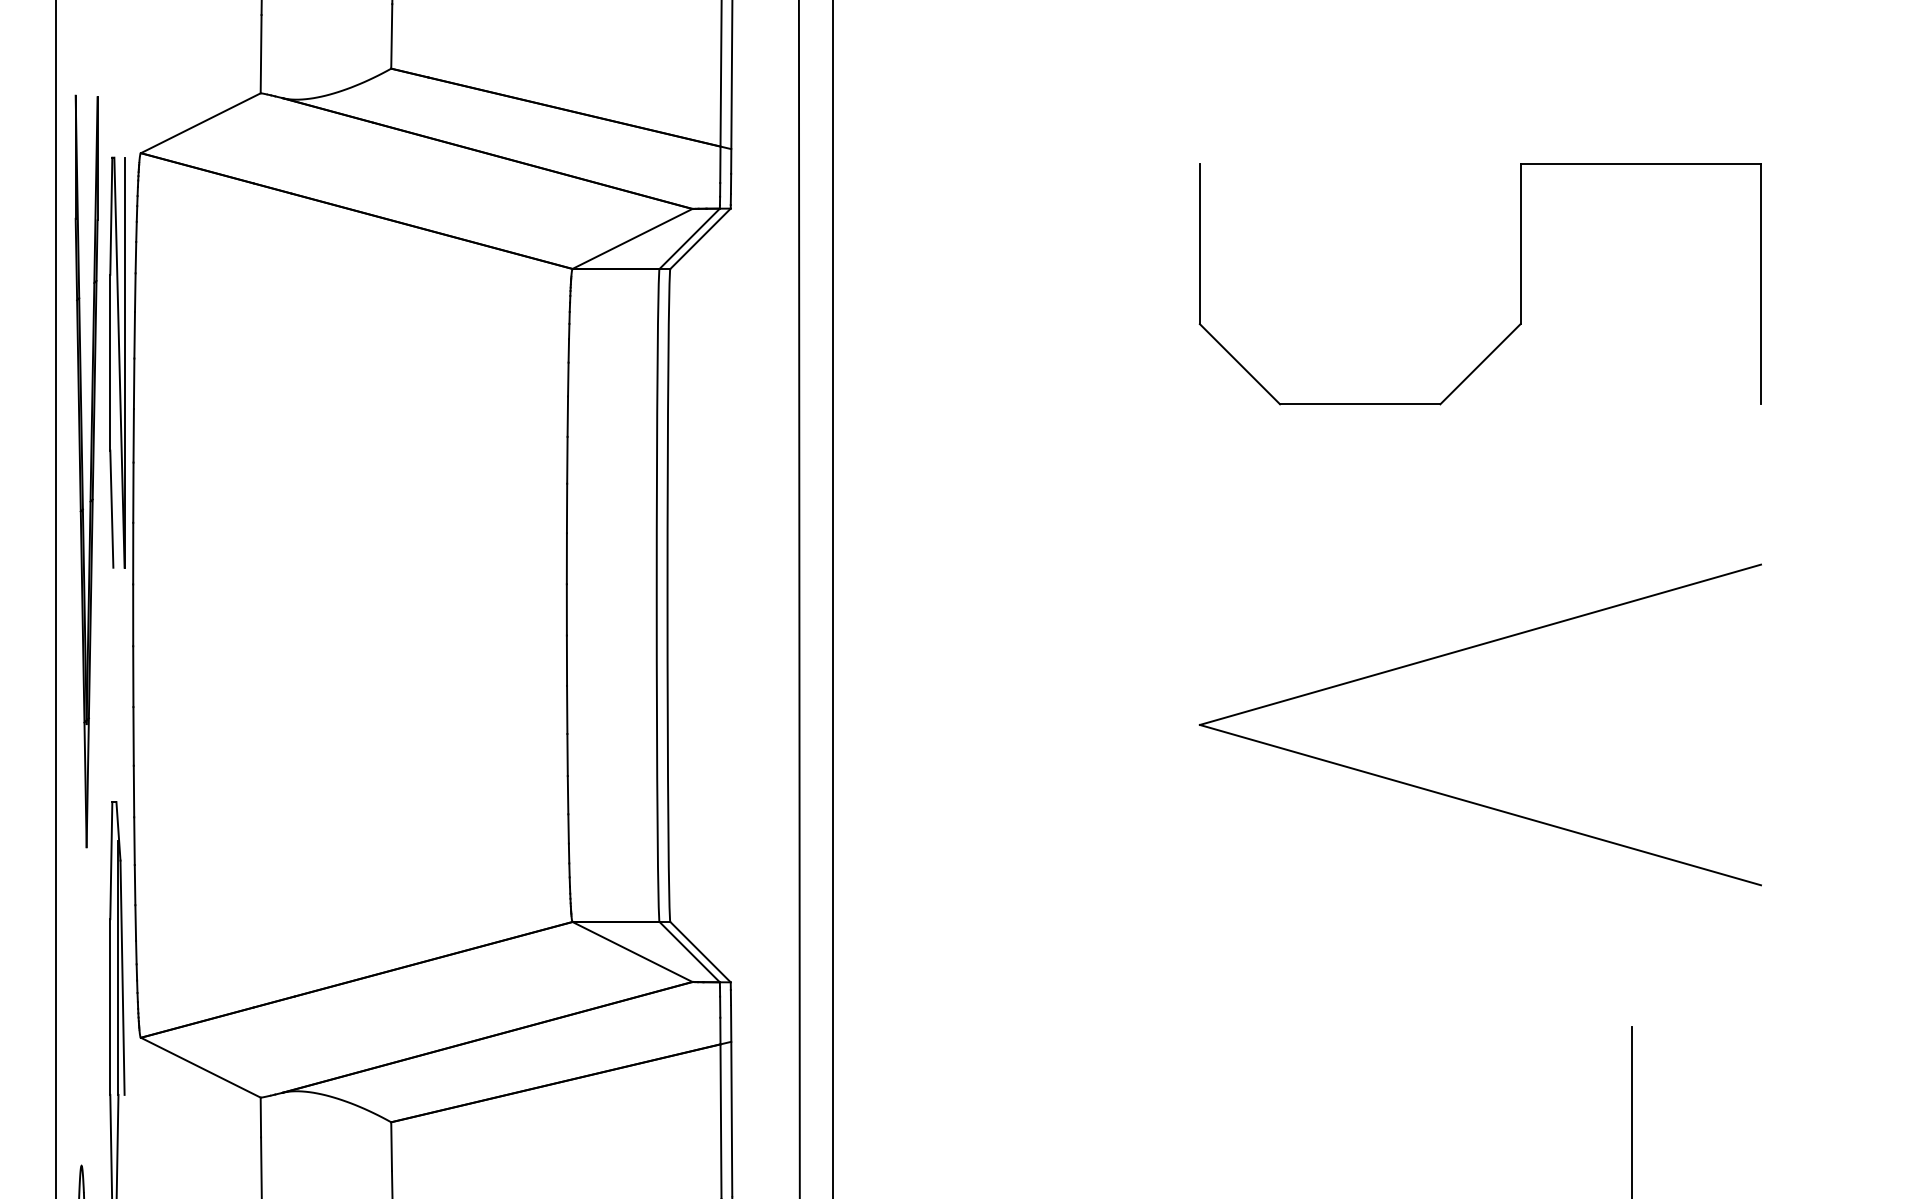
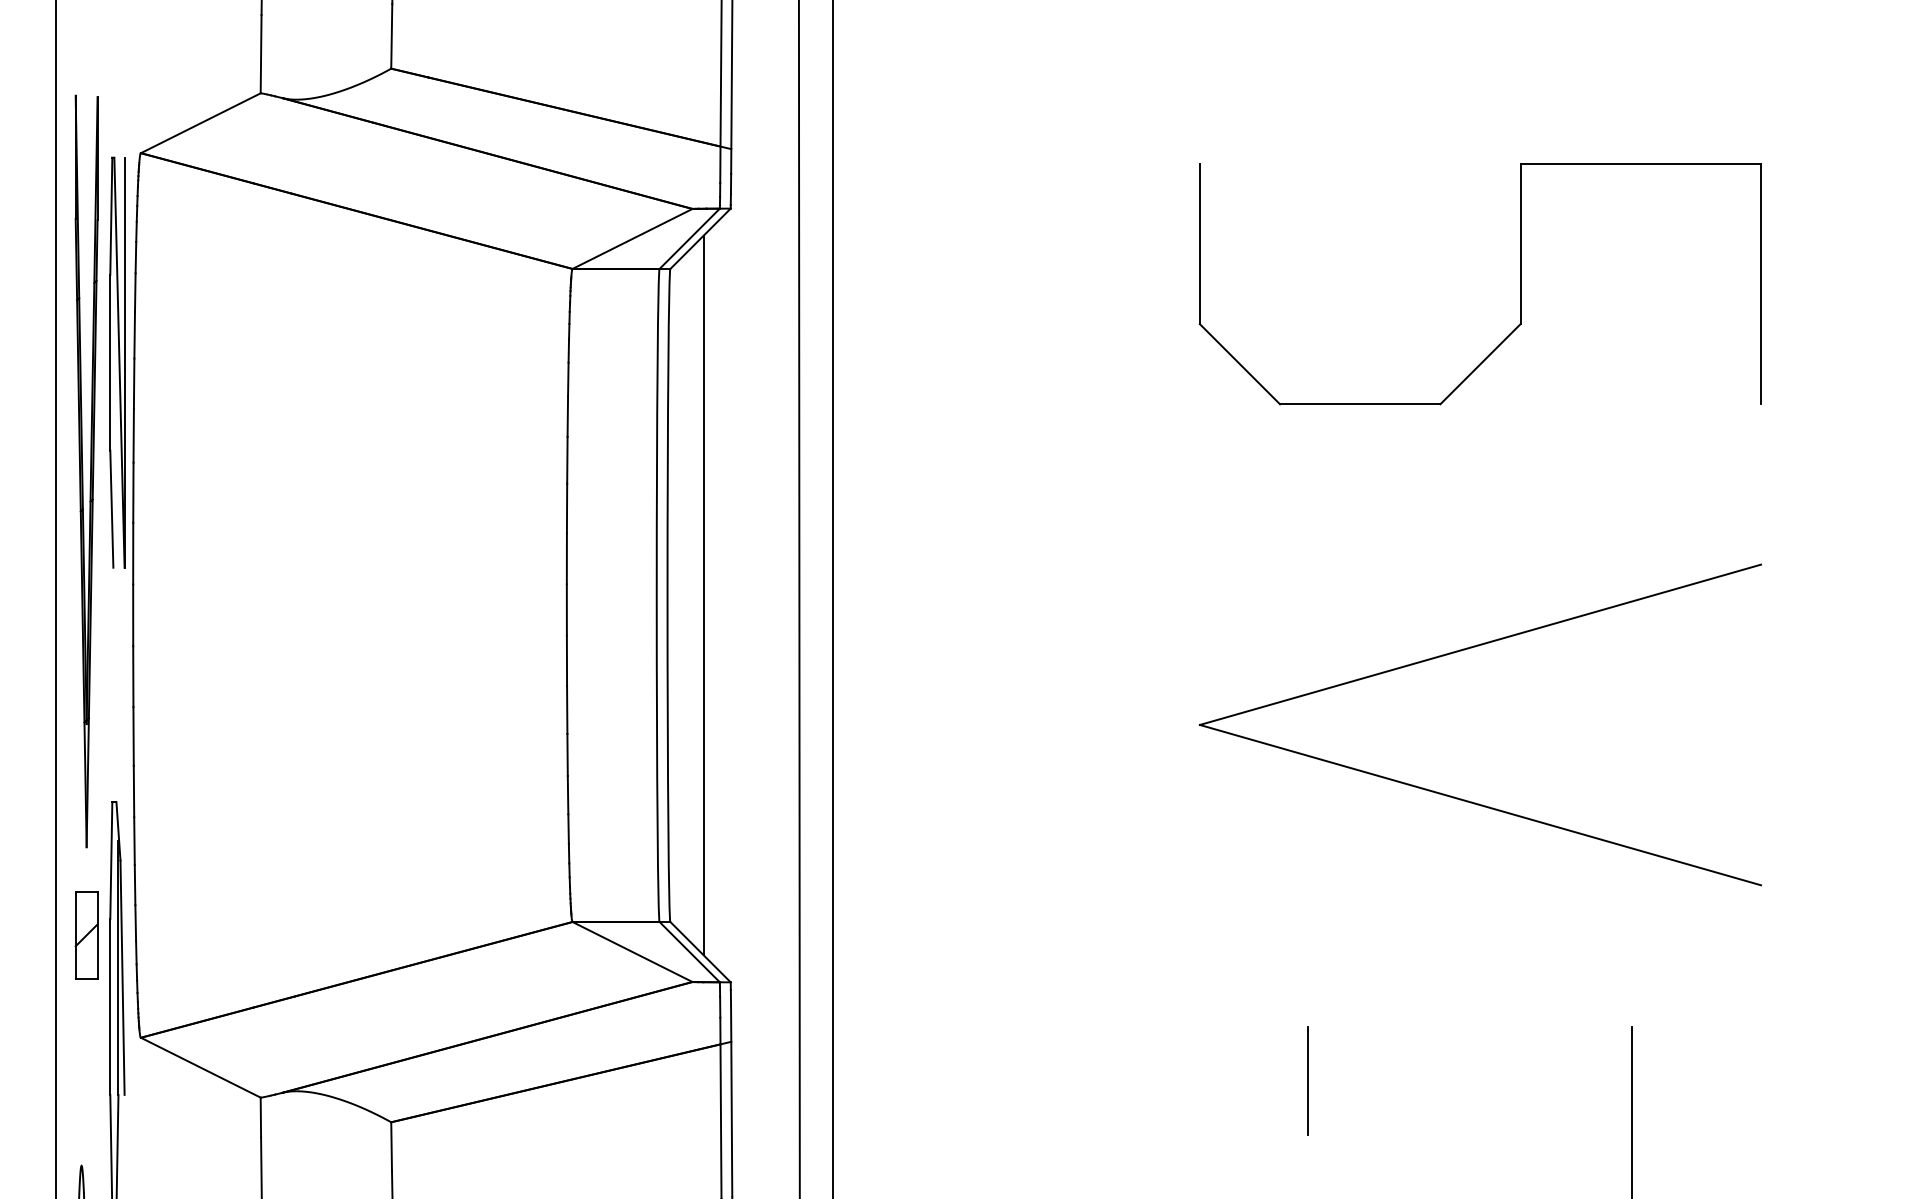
line: none -> present (703, 595)
part: none -> present (86, 935)
line: none -> present (1307, 1081)
